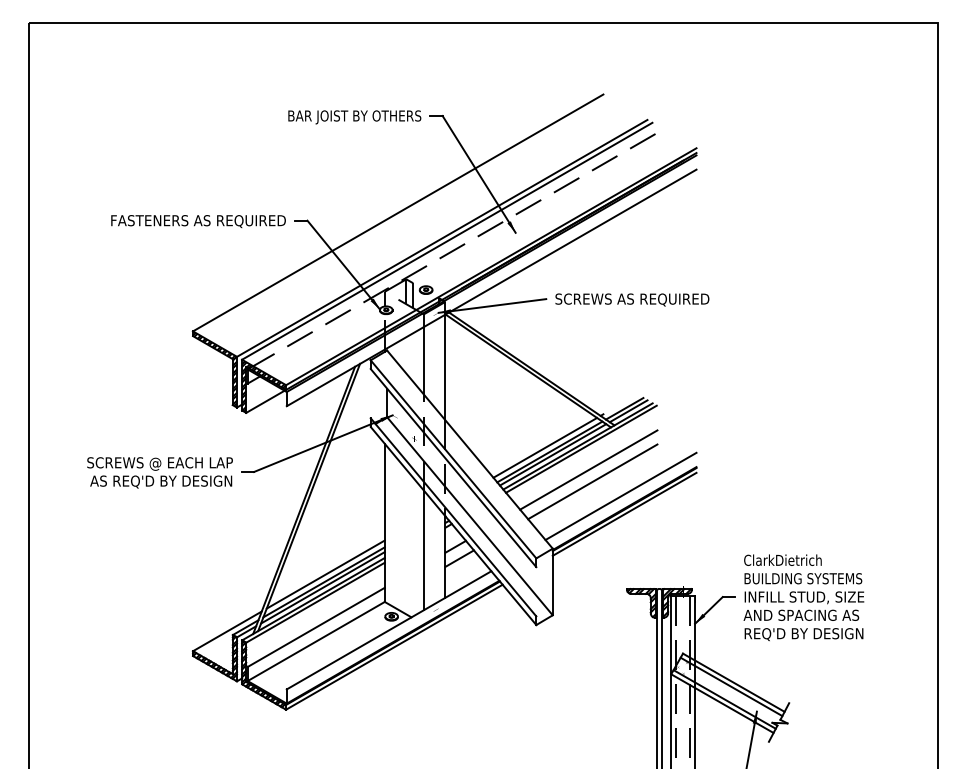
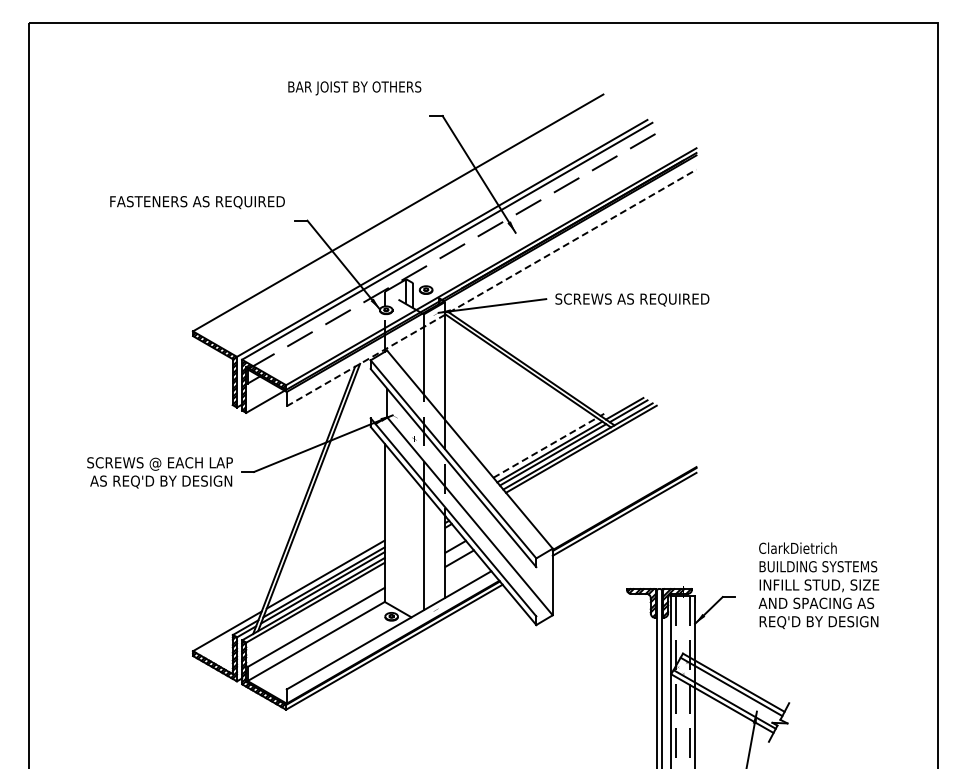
text position: (354, 117) -> (354, 88) (354, 88)
text position: (198, 221) -> (197, 202) (197, 202)
line: solid -> dashed (491, 287)
line: solid -> dashed (545, 447)
line: present -> none (588, 469)
line: present -> none (592, 481)
line: present -> none (620, 496)
text position: (803, 597) -> (818, 585) (818, 585)
